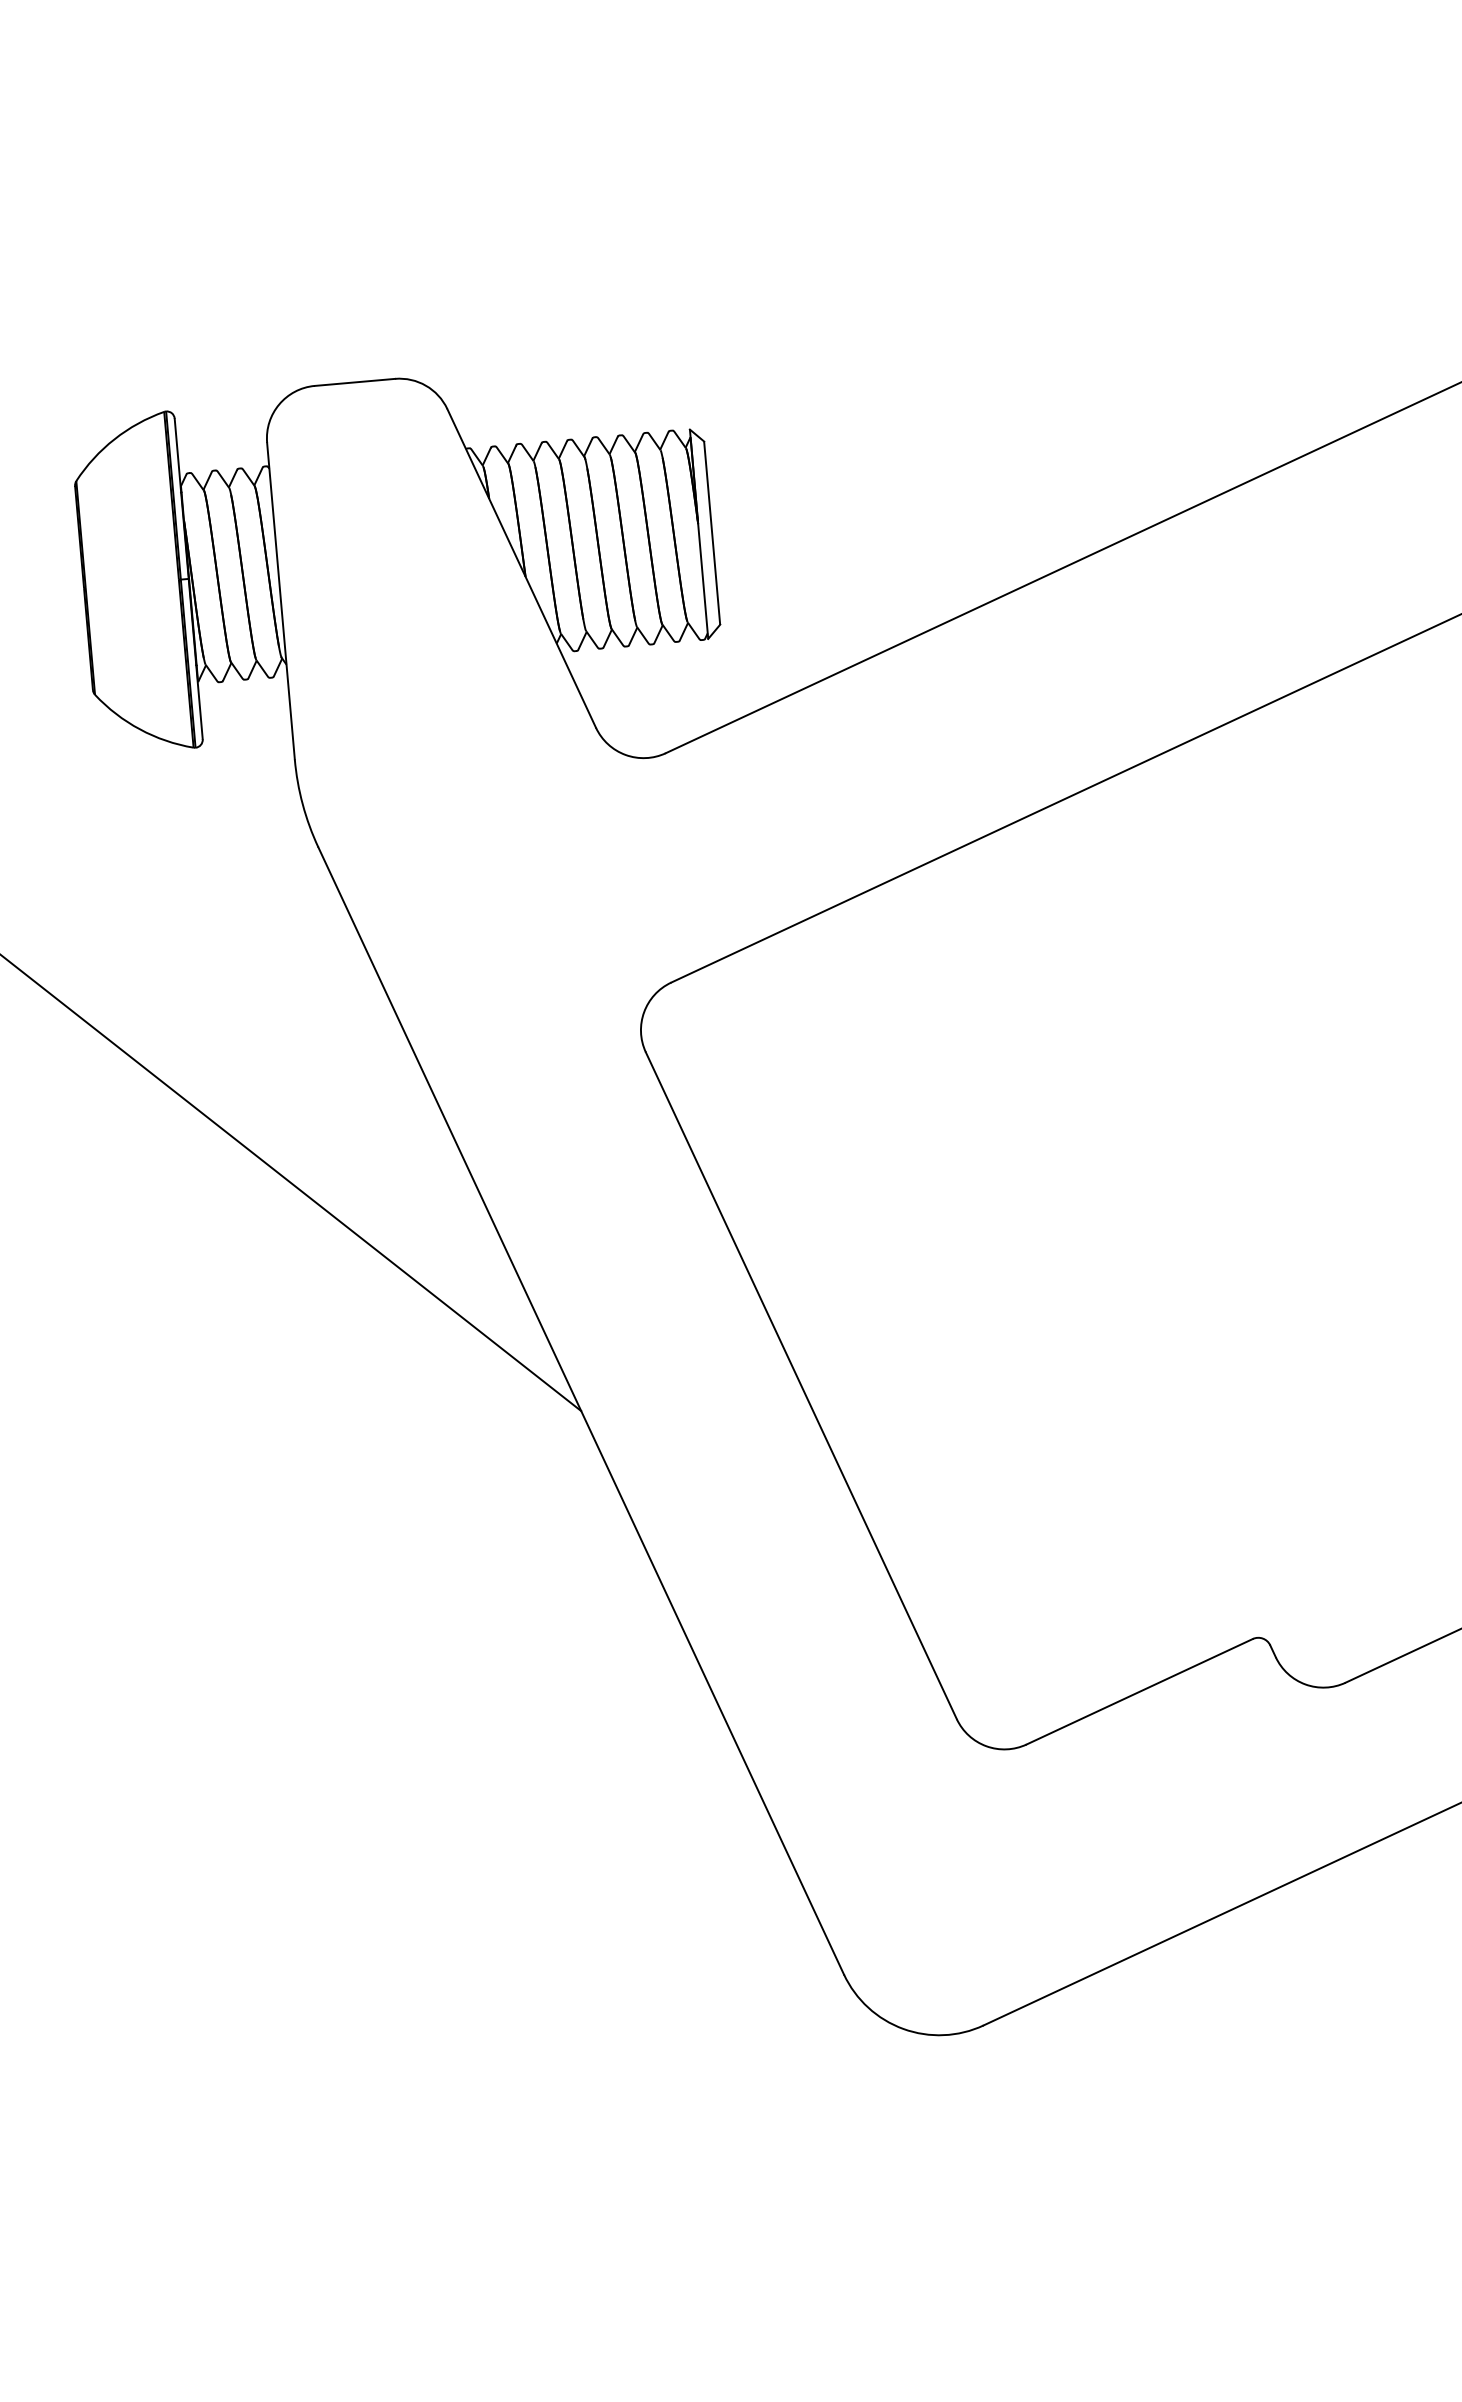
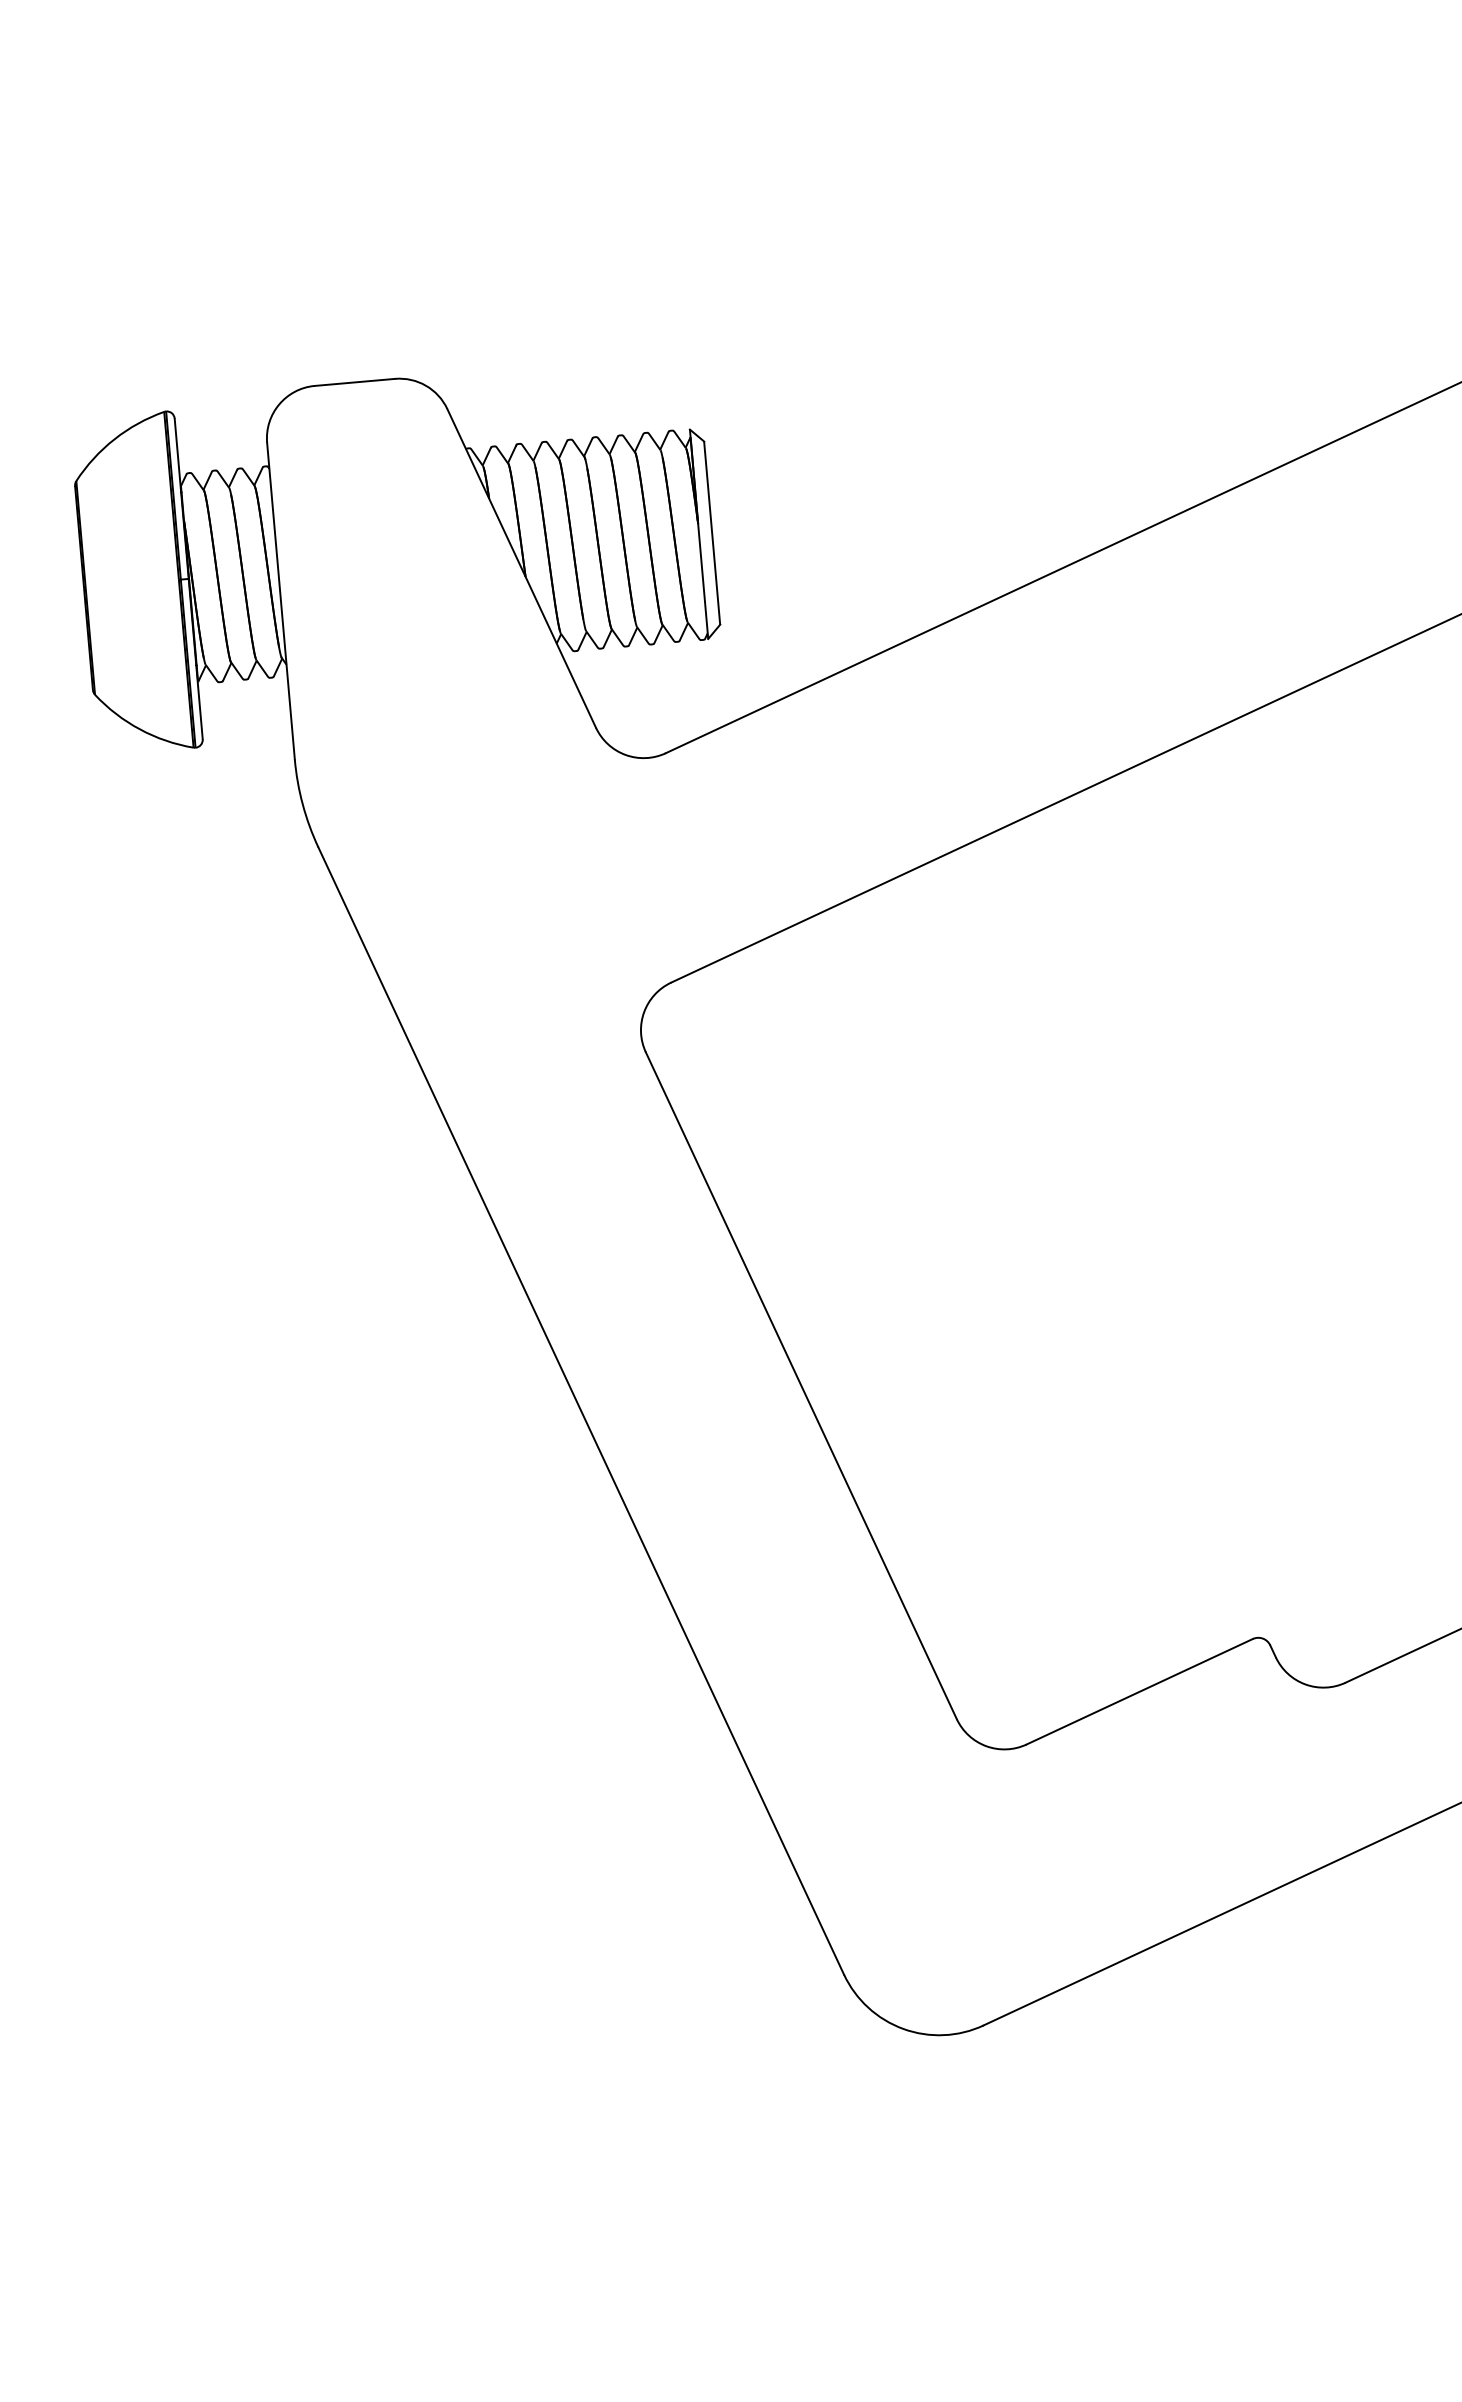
line: present -> none (291, 1183)
